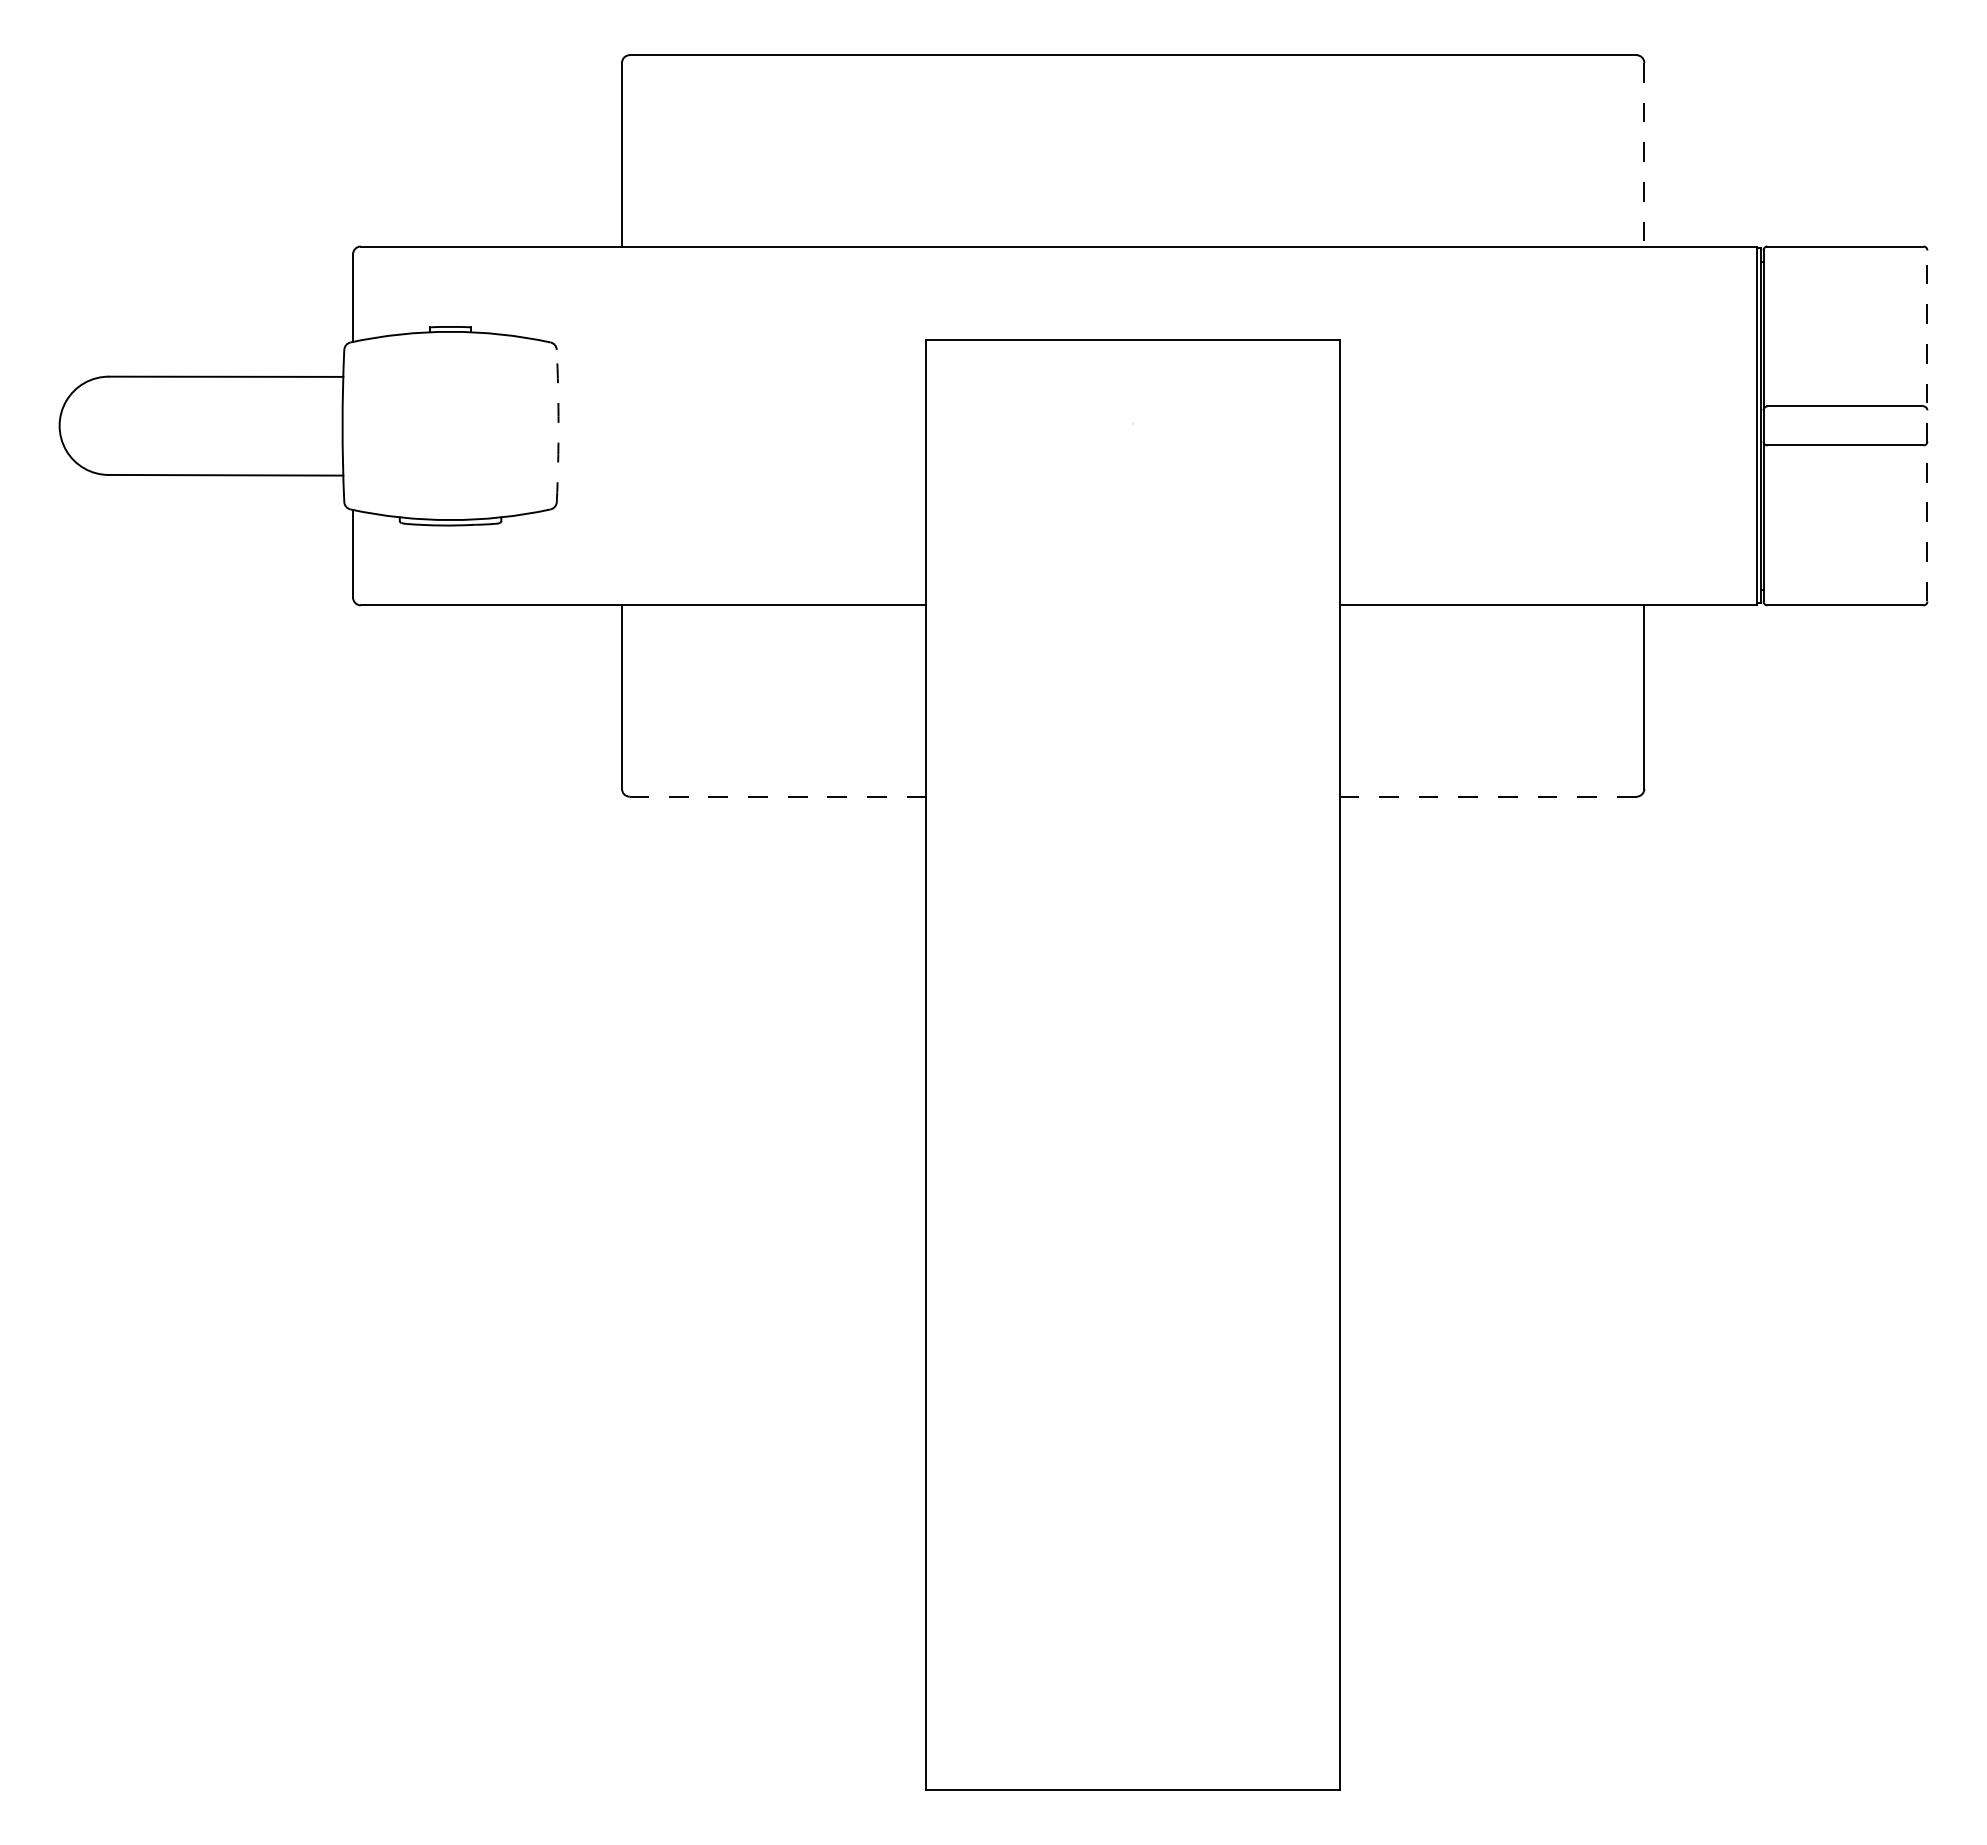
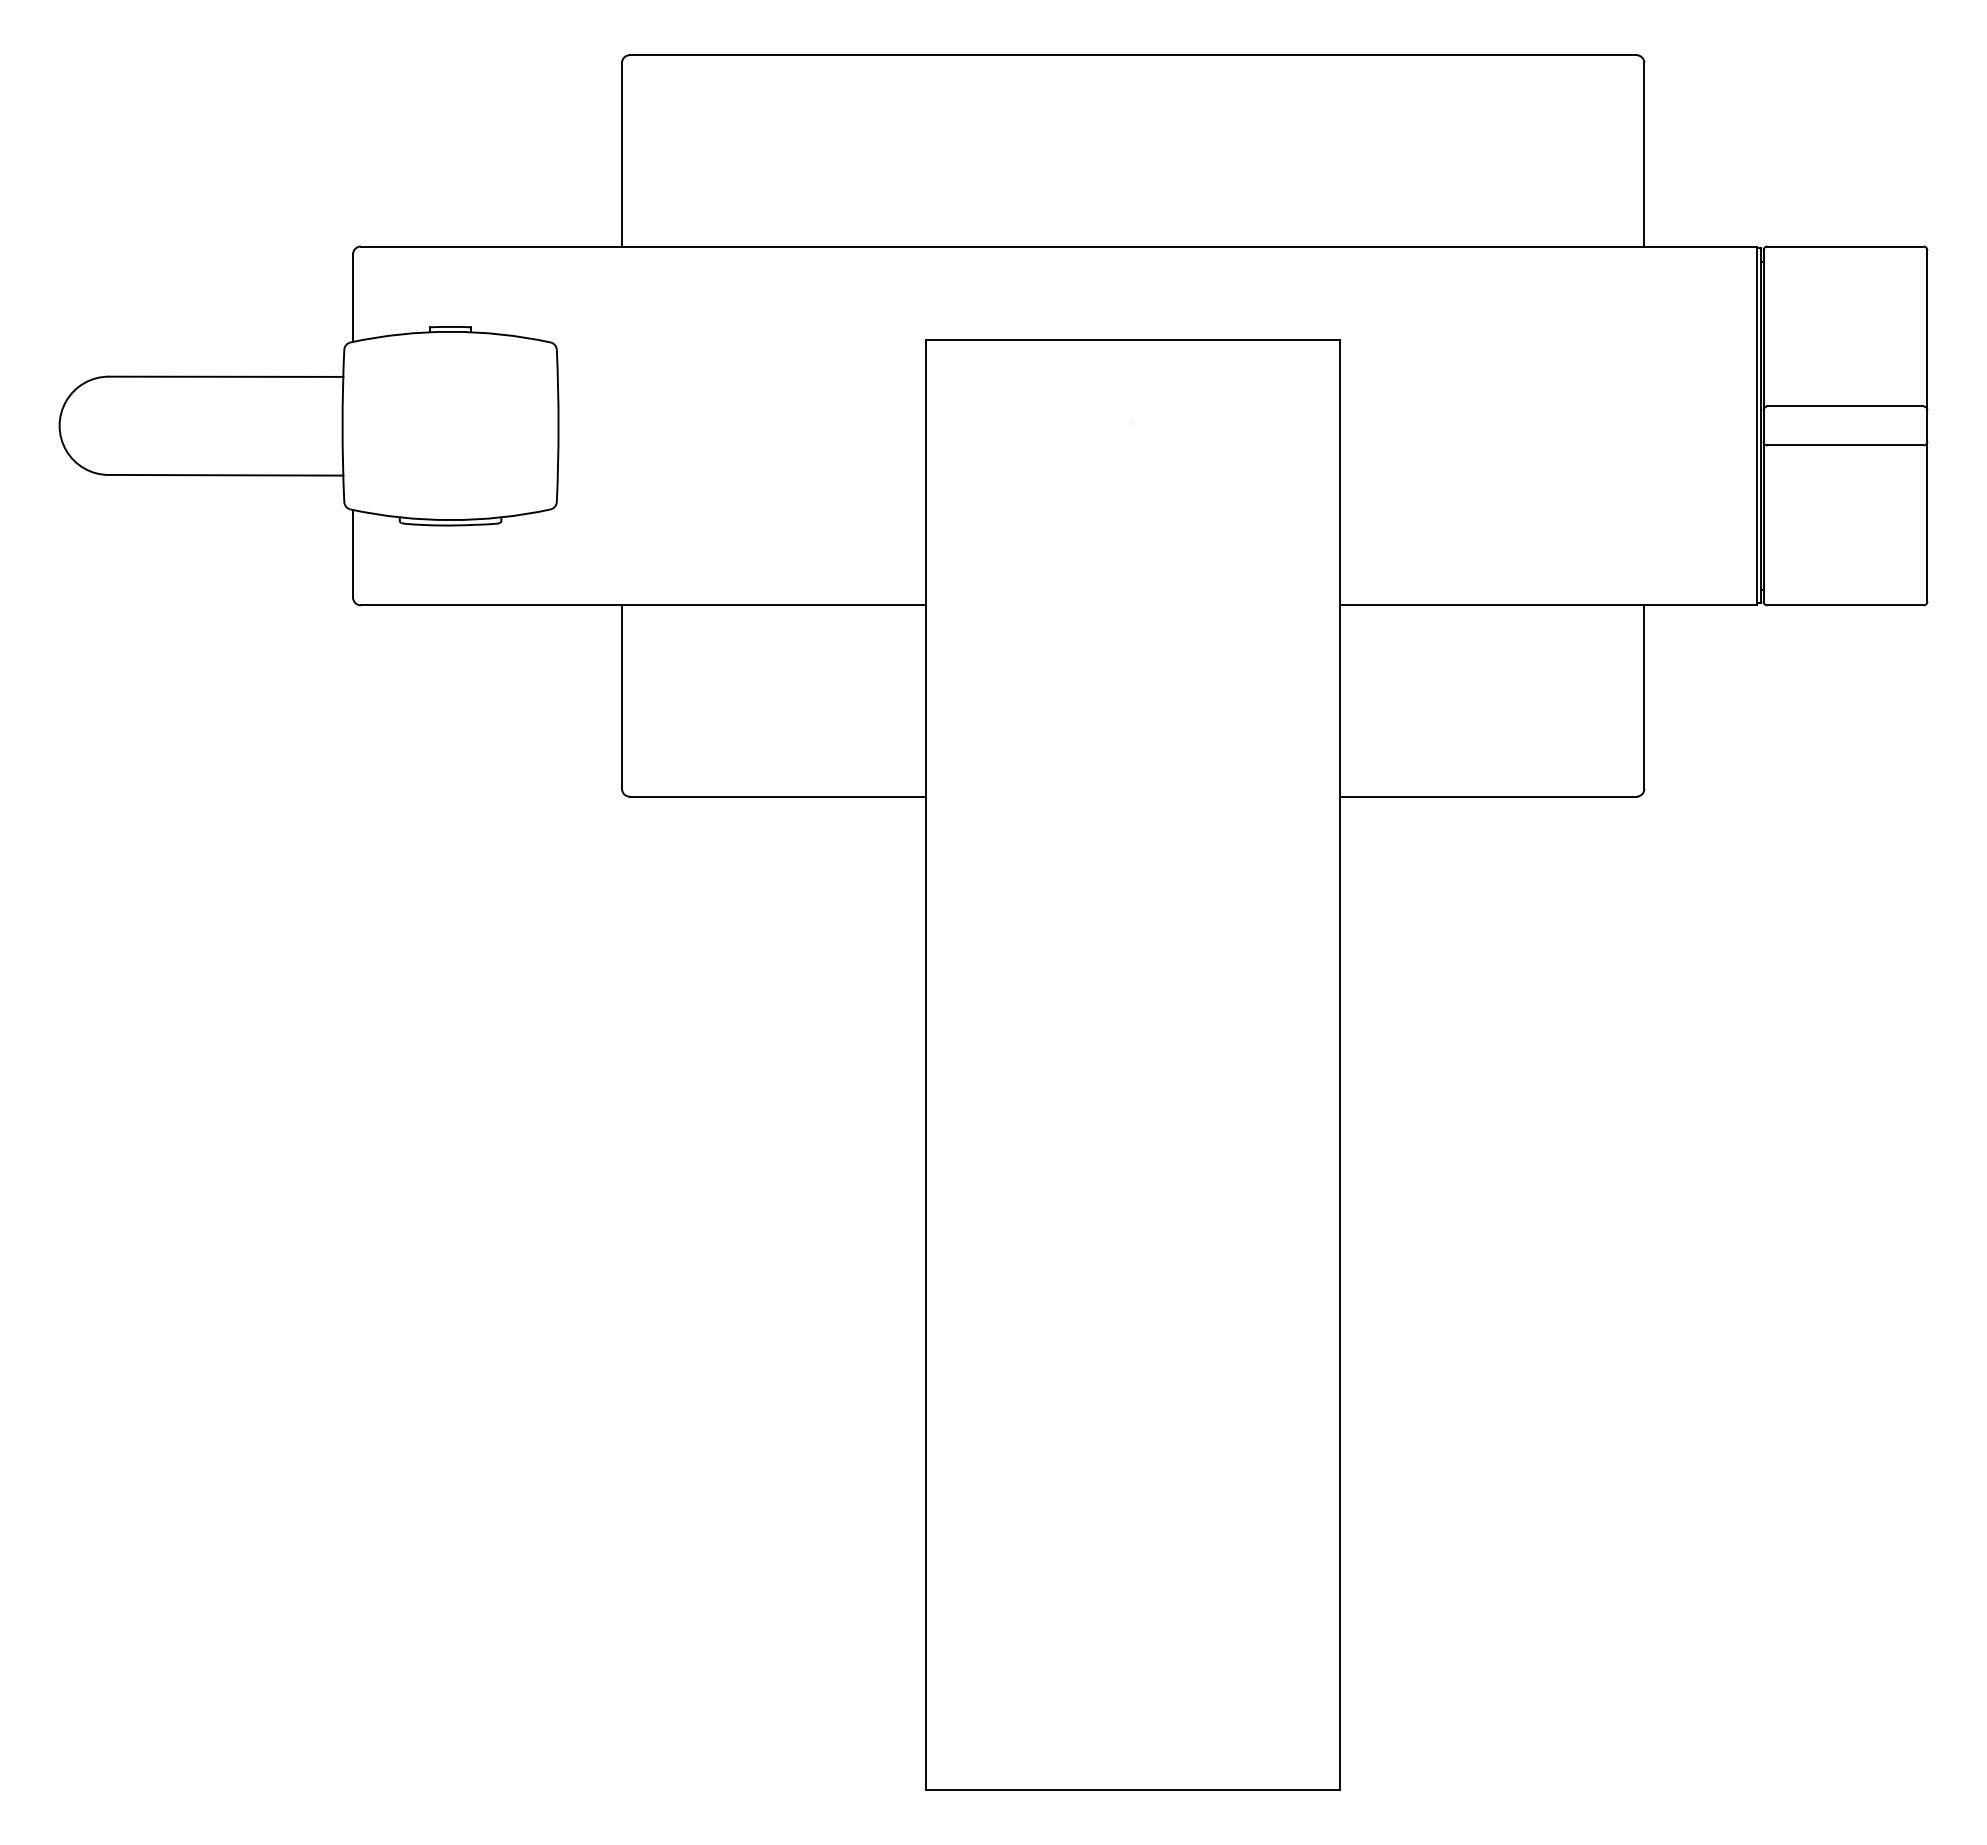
line: dashed -> solid (1644, 154)
arc: dashed -> solid (558, 425)
line: dashed -> solid (1927, 425)
line: dashed -> solid (777, 796)
line: dashed -> solid (1487, 796)
